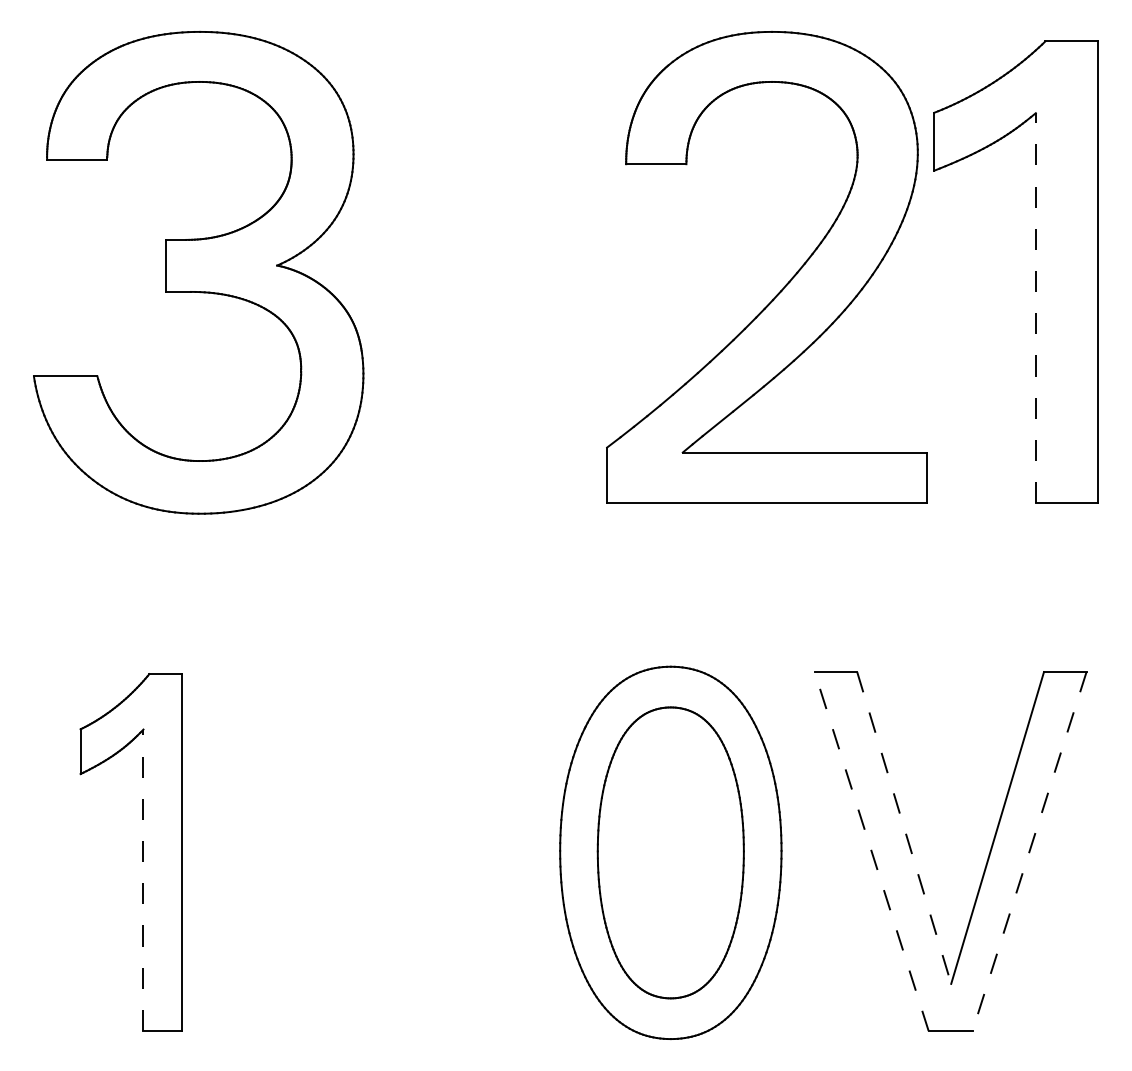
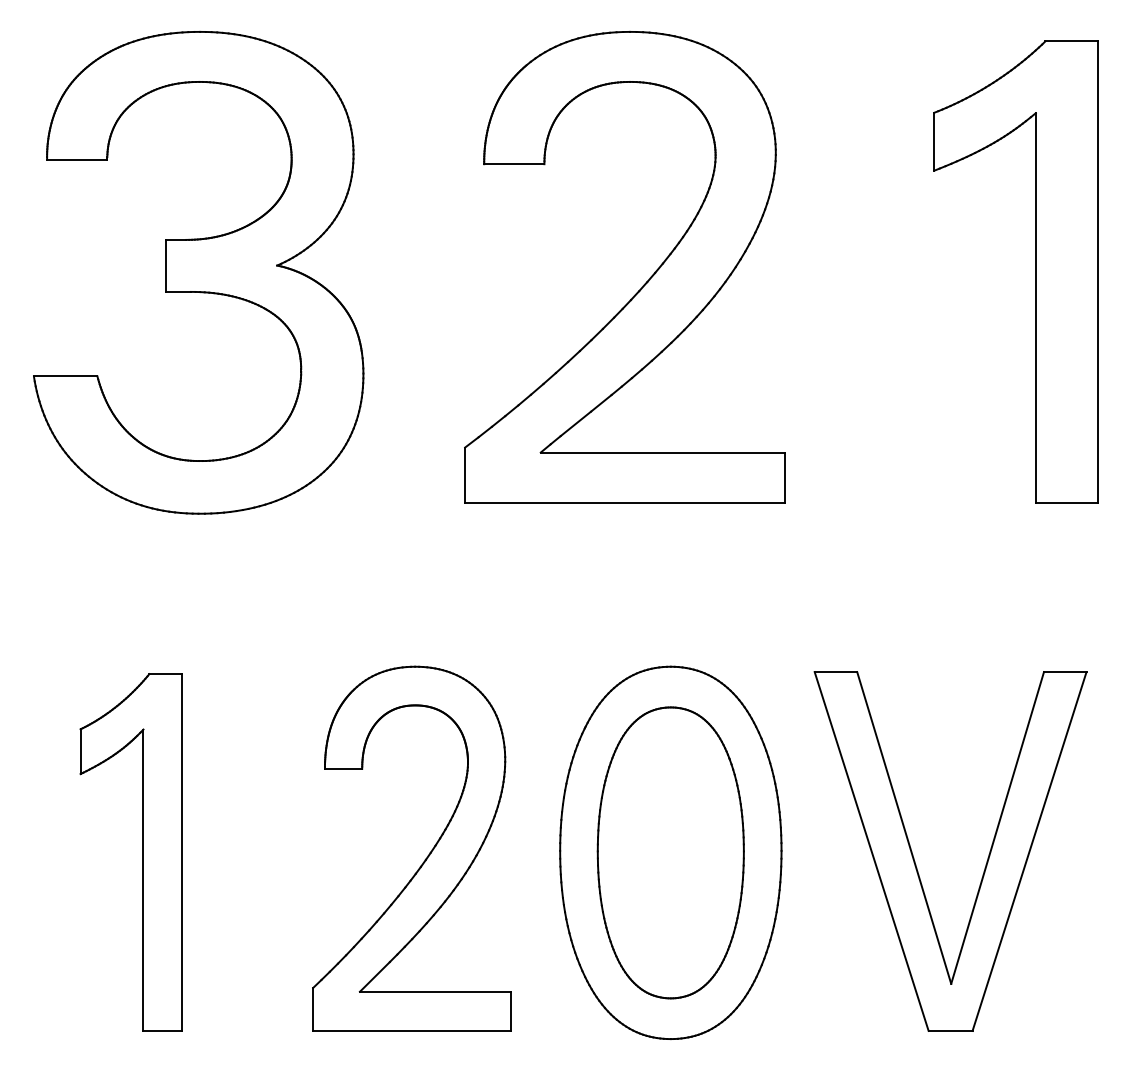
part position: (785, 284) -> (643, 284) (643, 284)
line: dashed -> solid (1035, 307)
line: dashed -> solid (904, 827)
line: dashed -> solid (871, 851)
line: dashed -> solid (1029, 851)
part: none -> present (424, 859)
line: dashed -> solid (143, 880)
